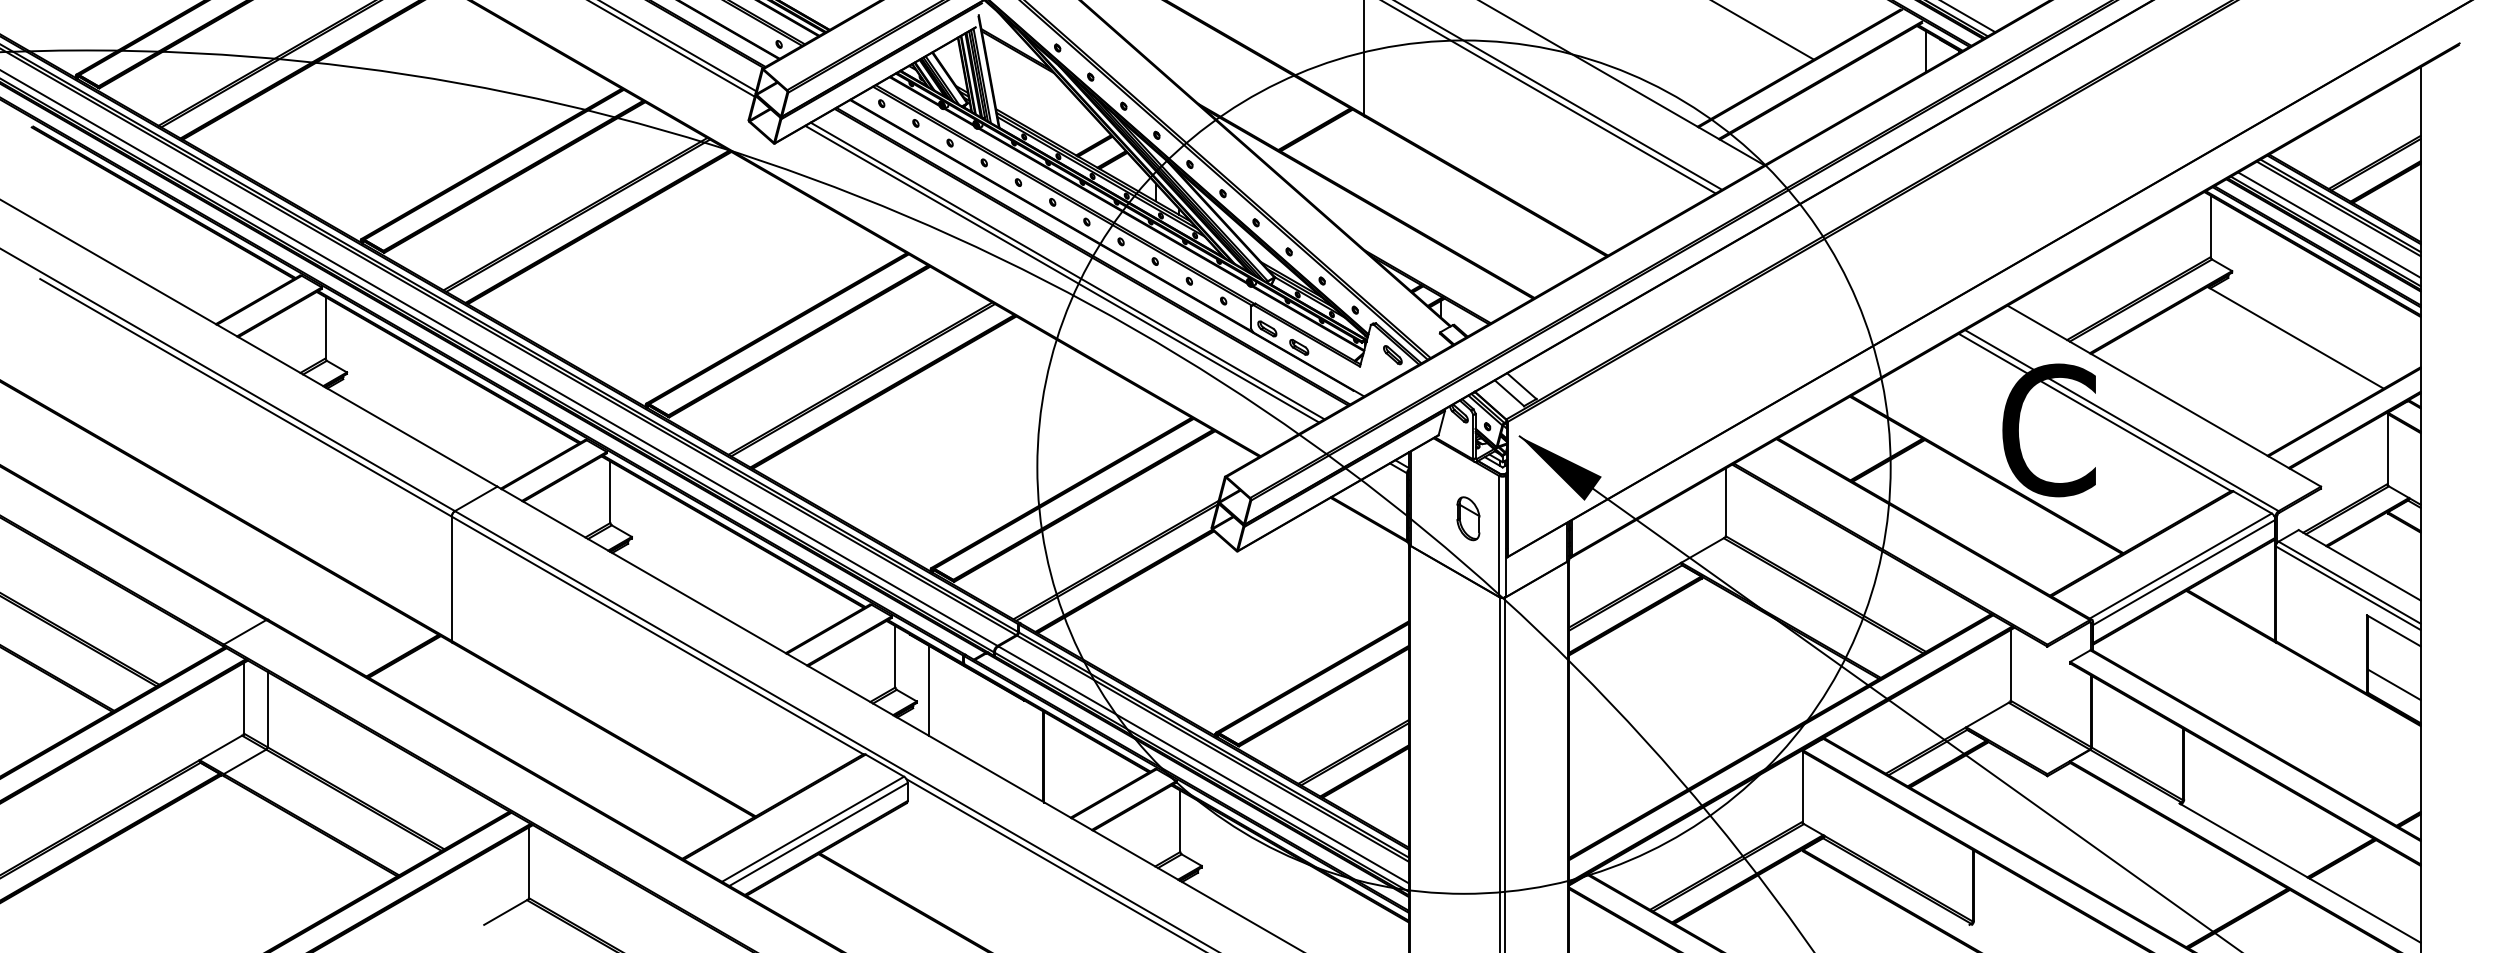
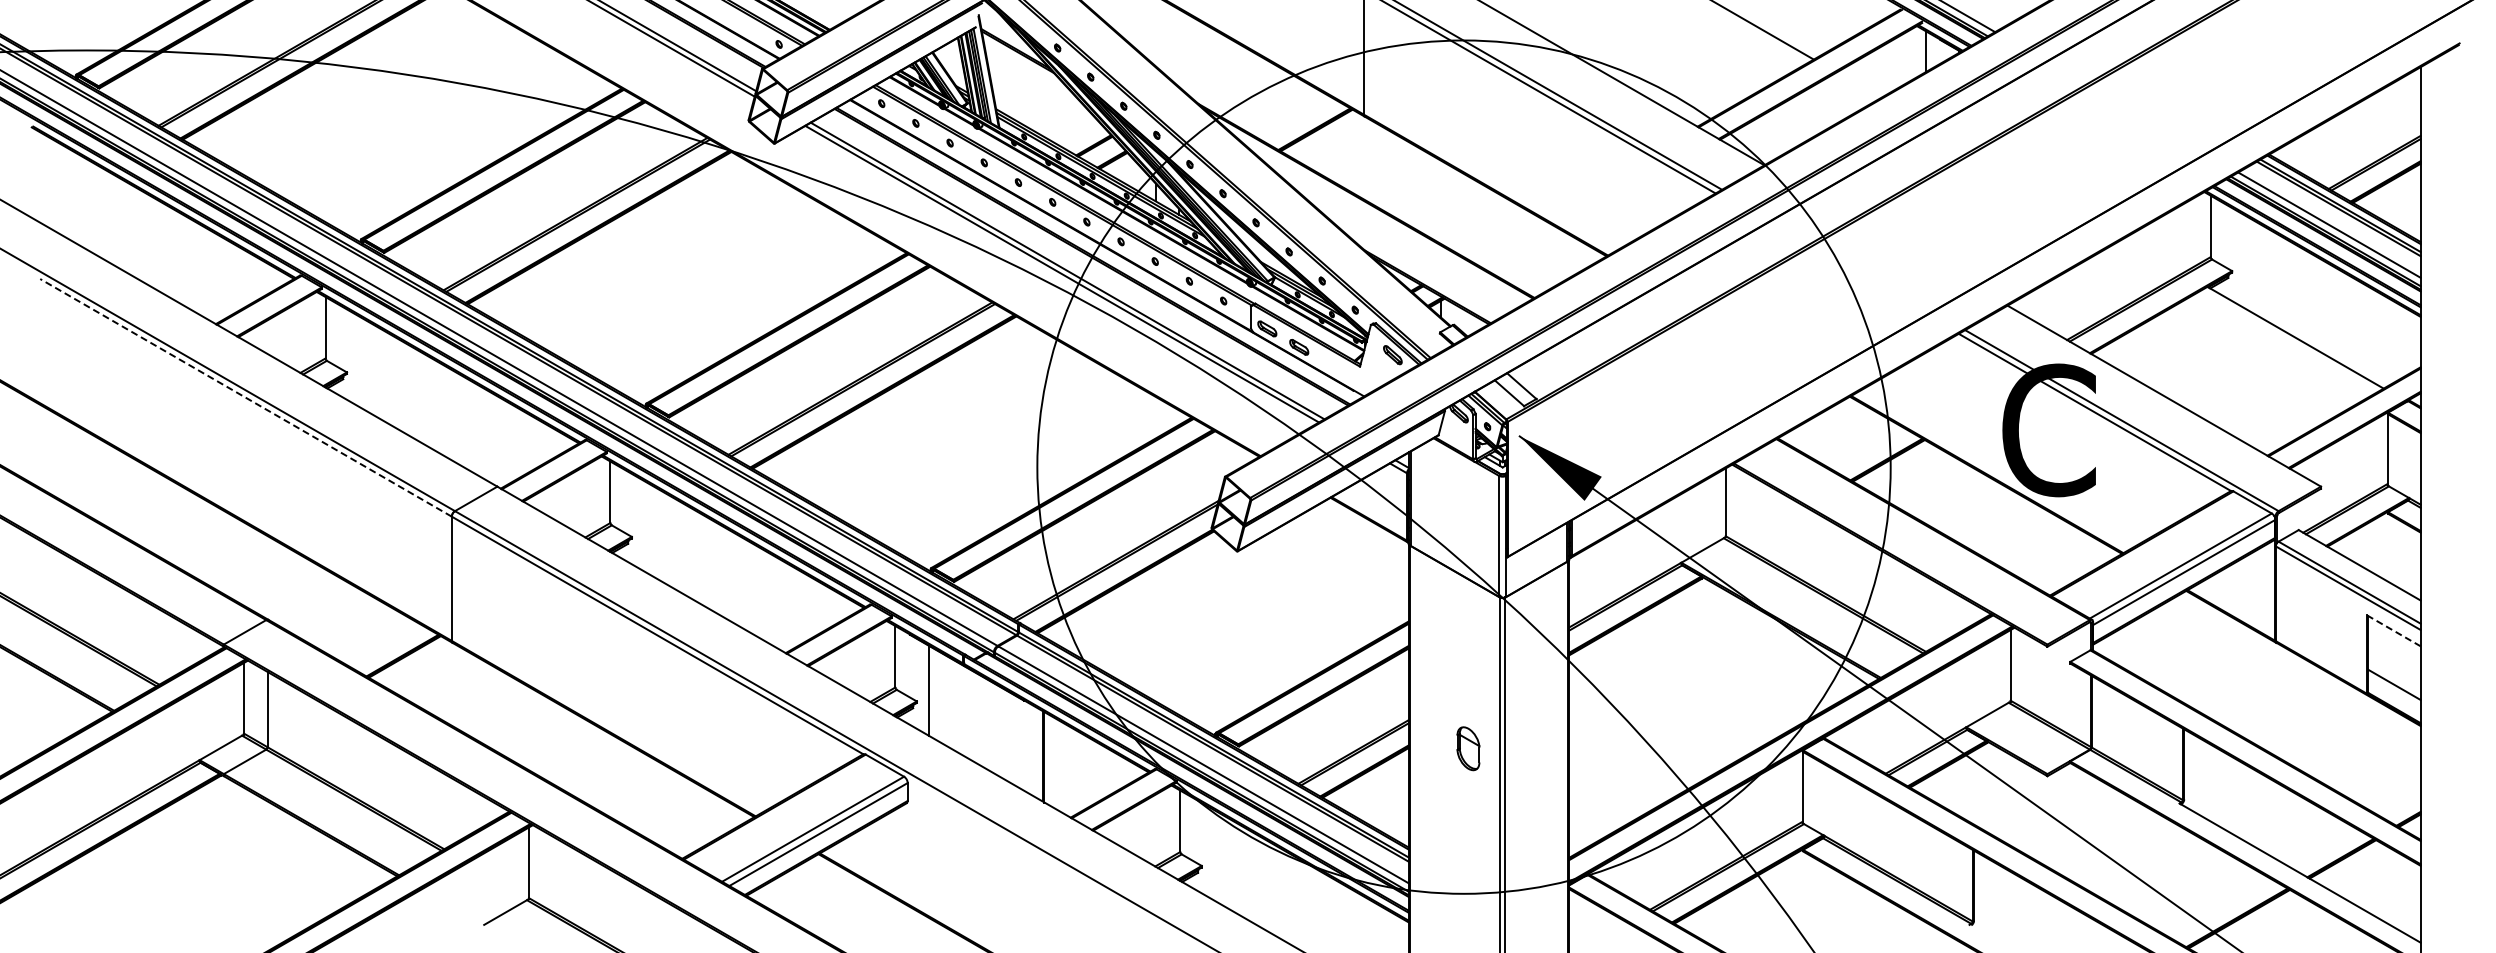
line: solid -> dashed (246, 397)
part position: (1468, 518) -> (1468, 748) (1468, 748)
line: solid -> dashed (2393, 630)
line: present -> none (1054, 864)
